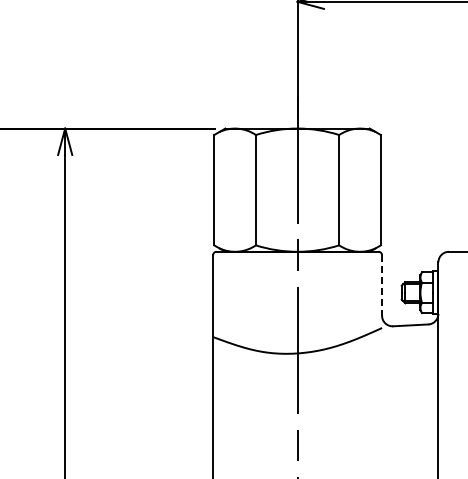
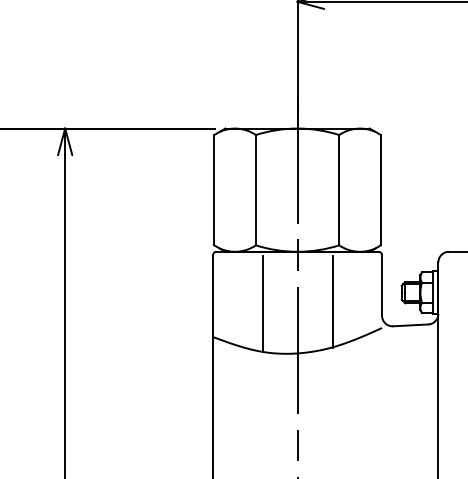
line: dashed -> solid (382, 286)
line: none -> present (332, 301)
line: none -> present (262, 303)
